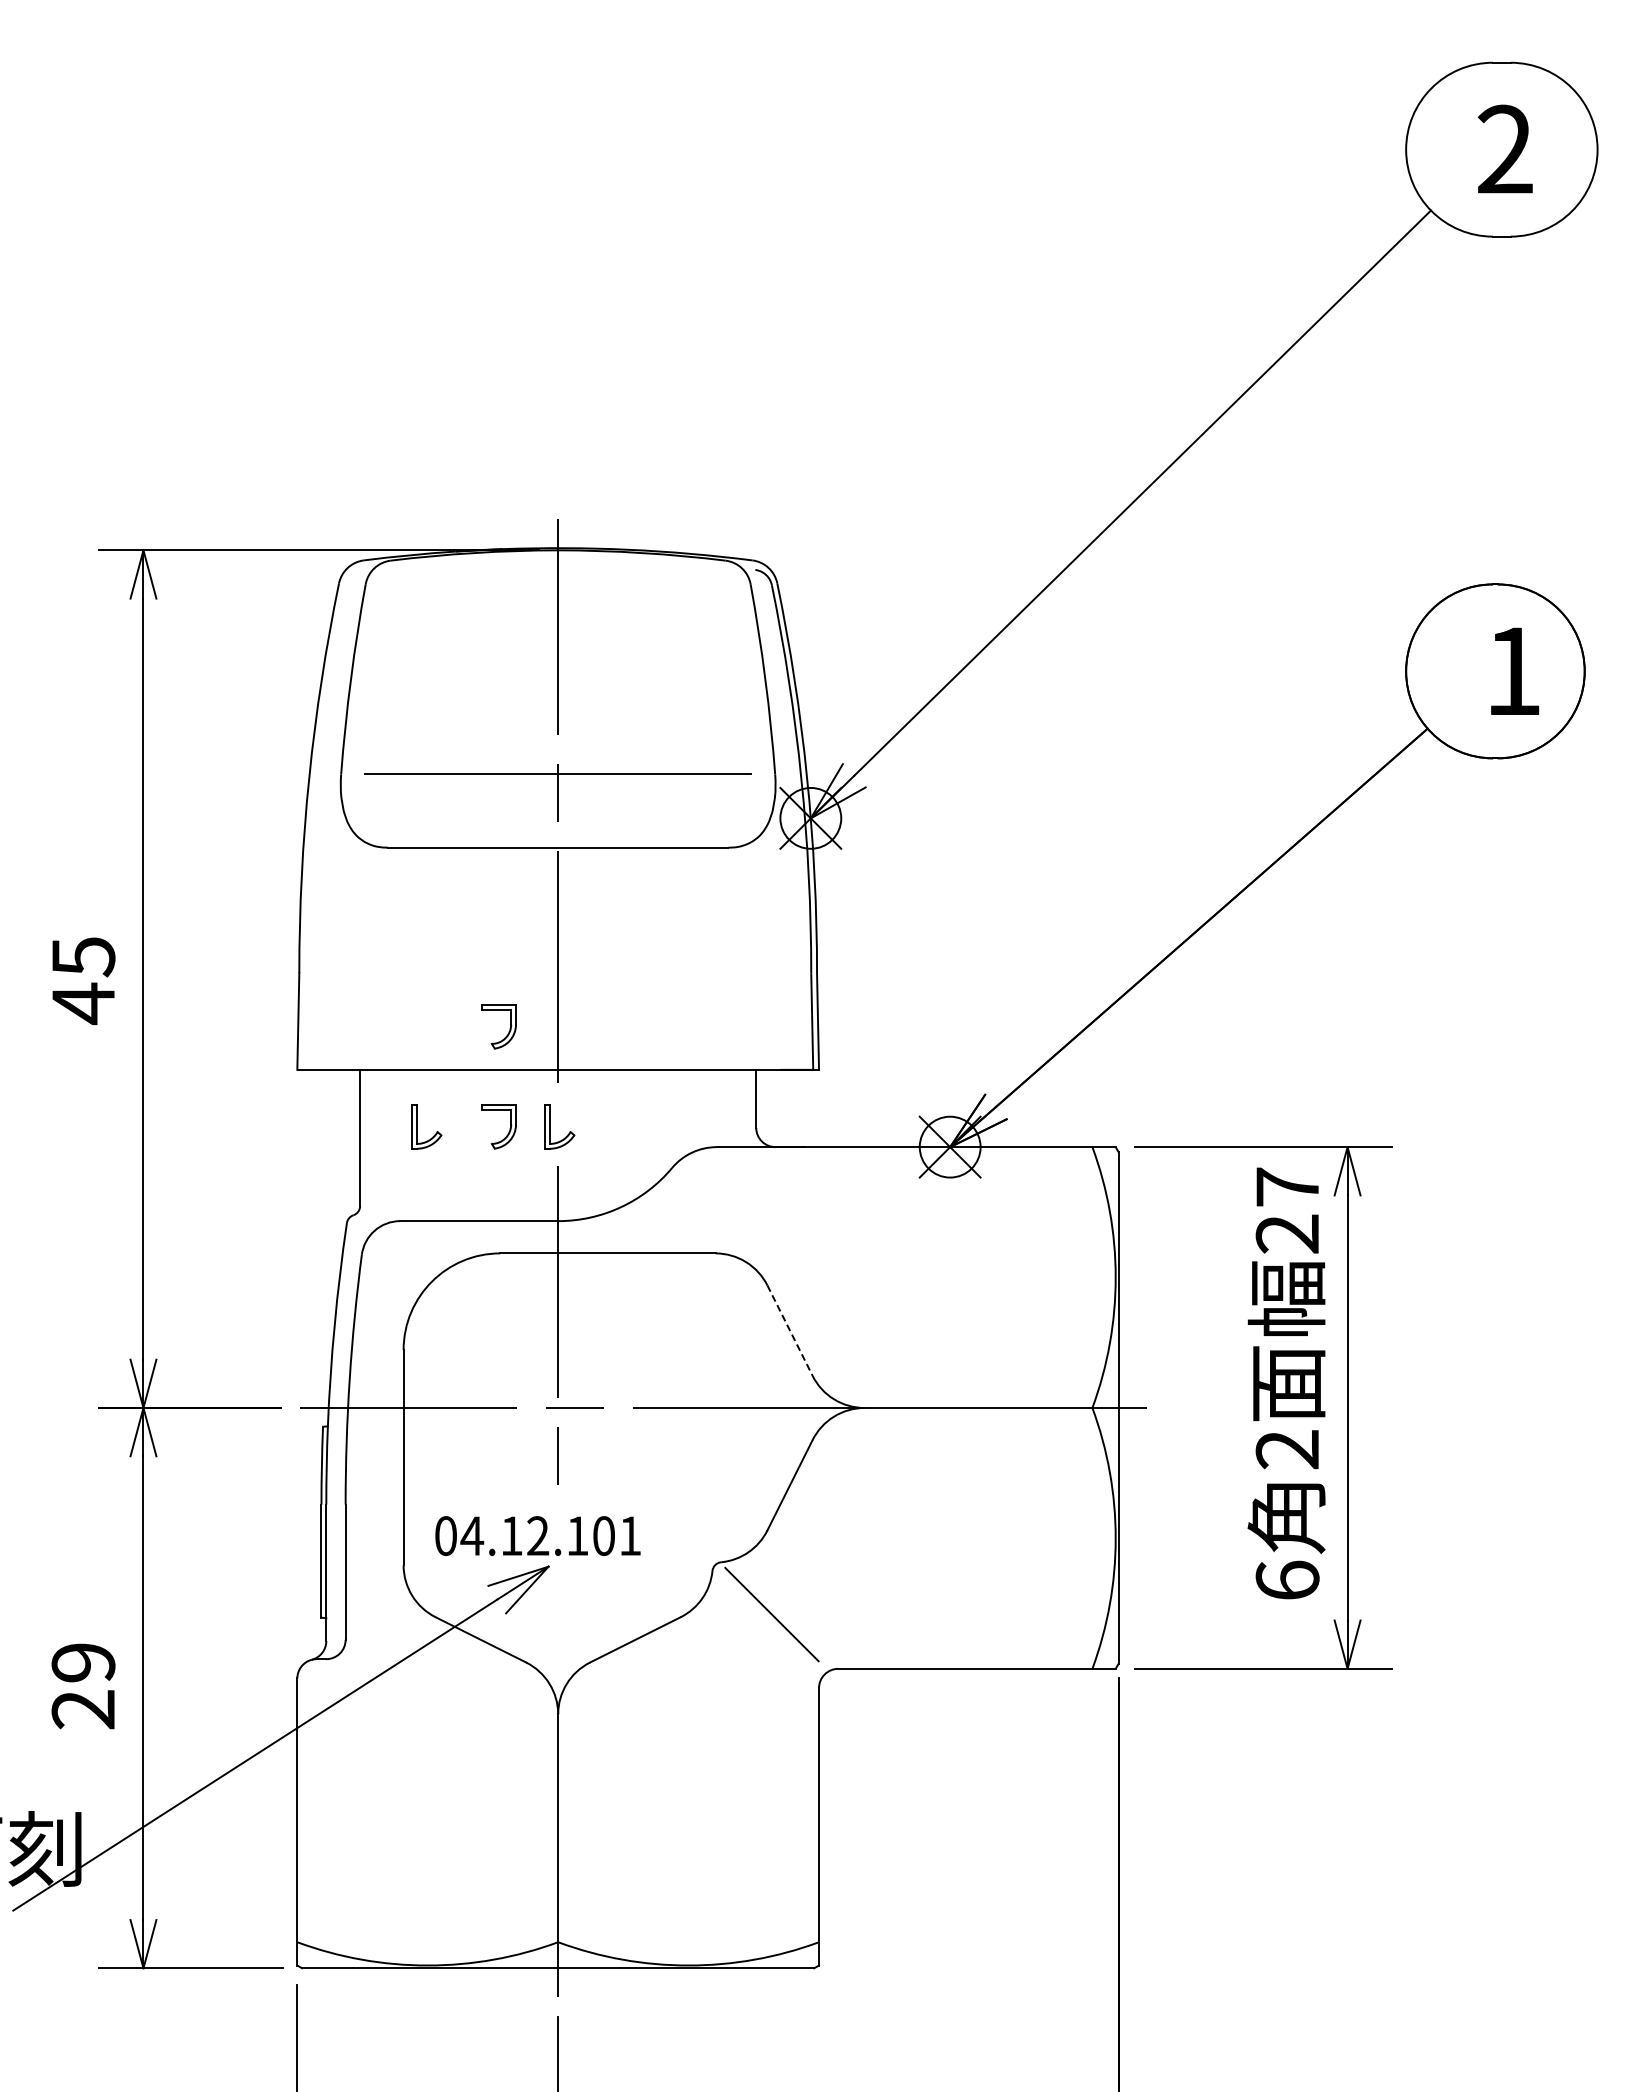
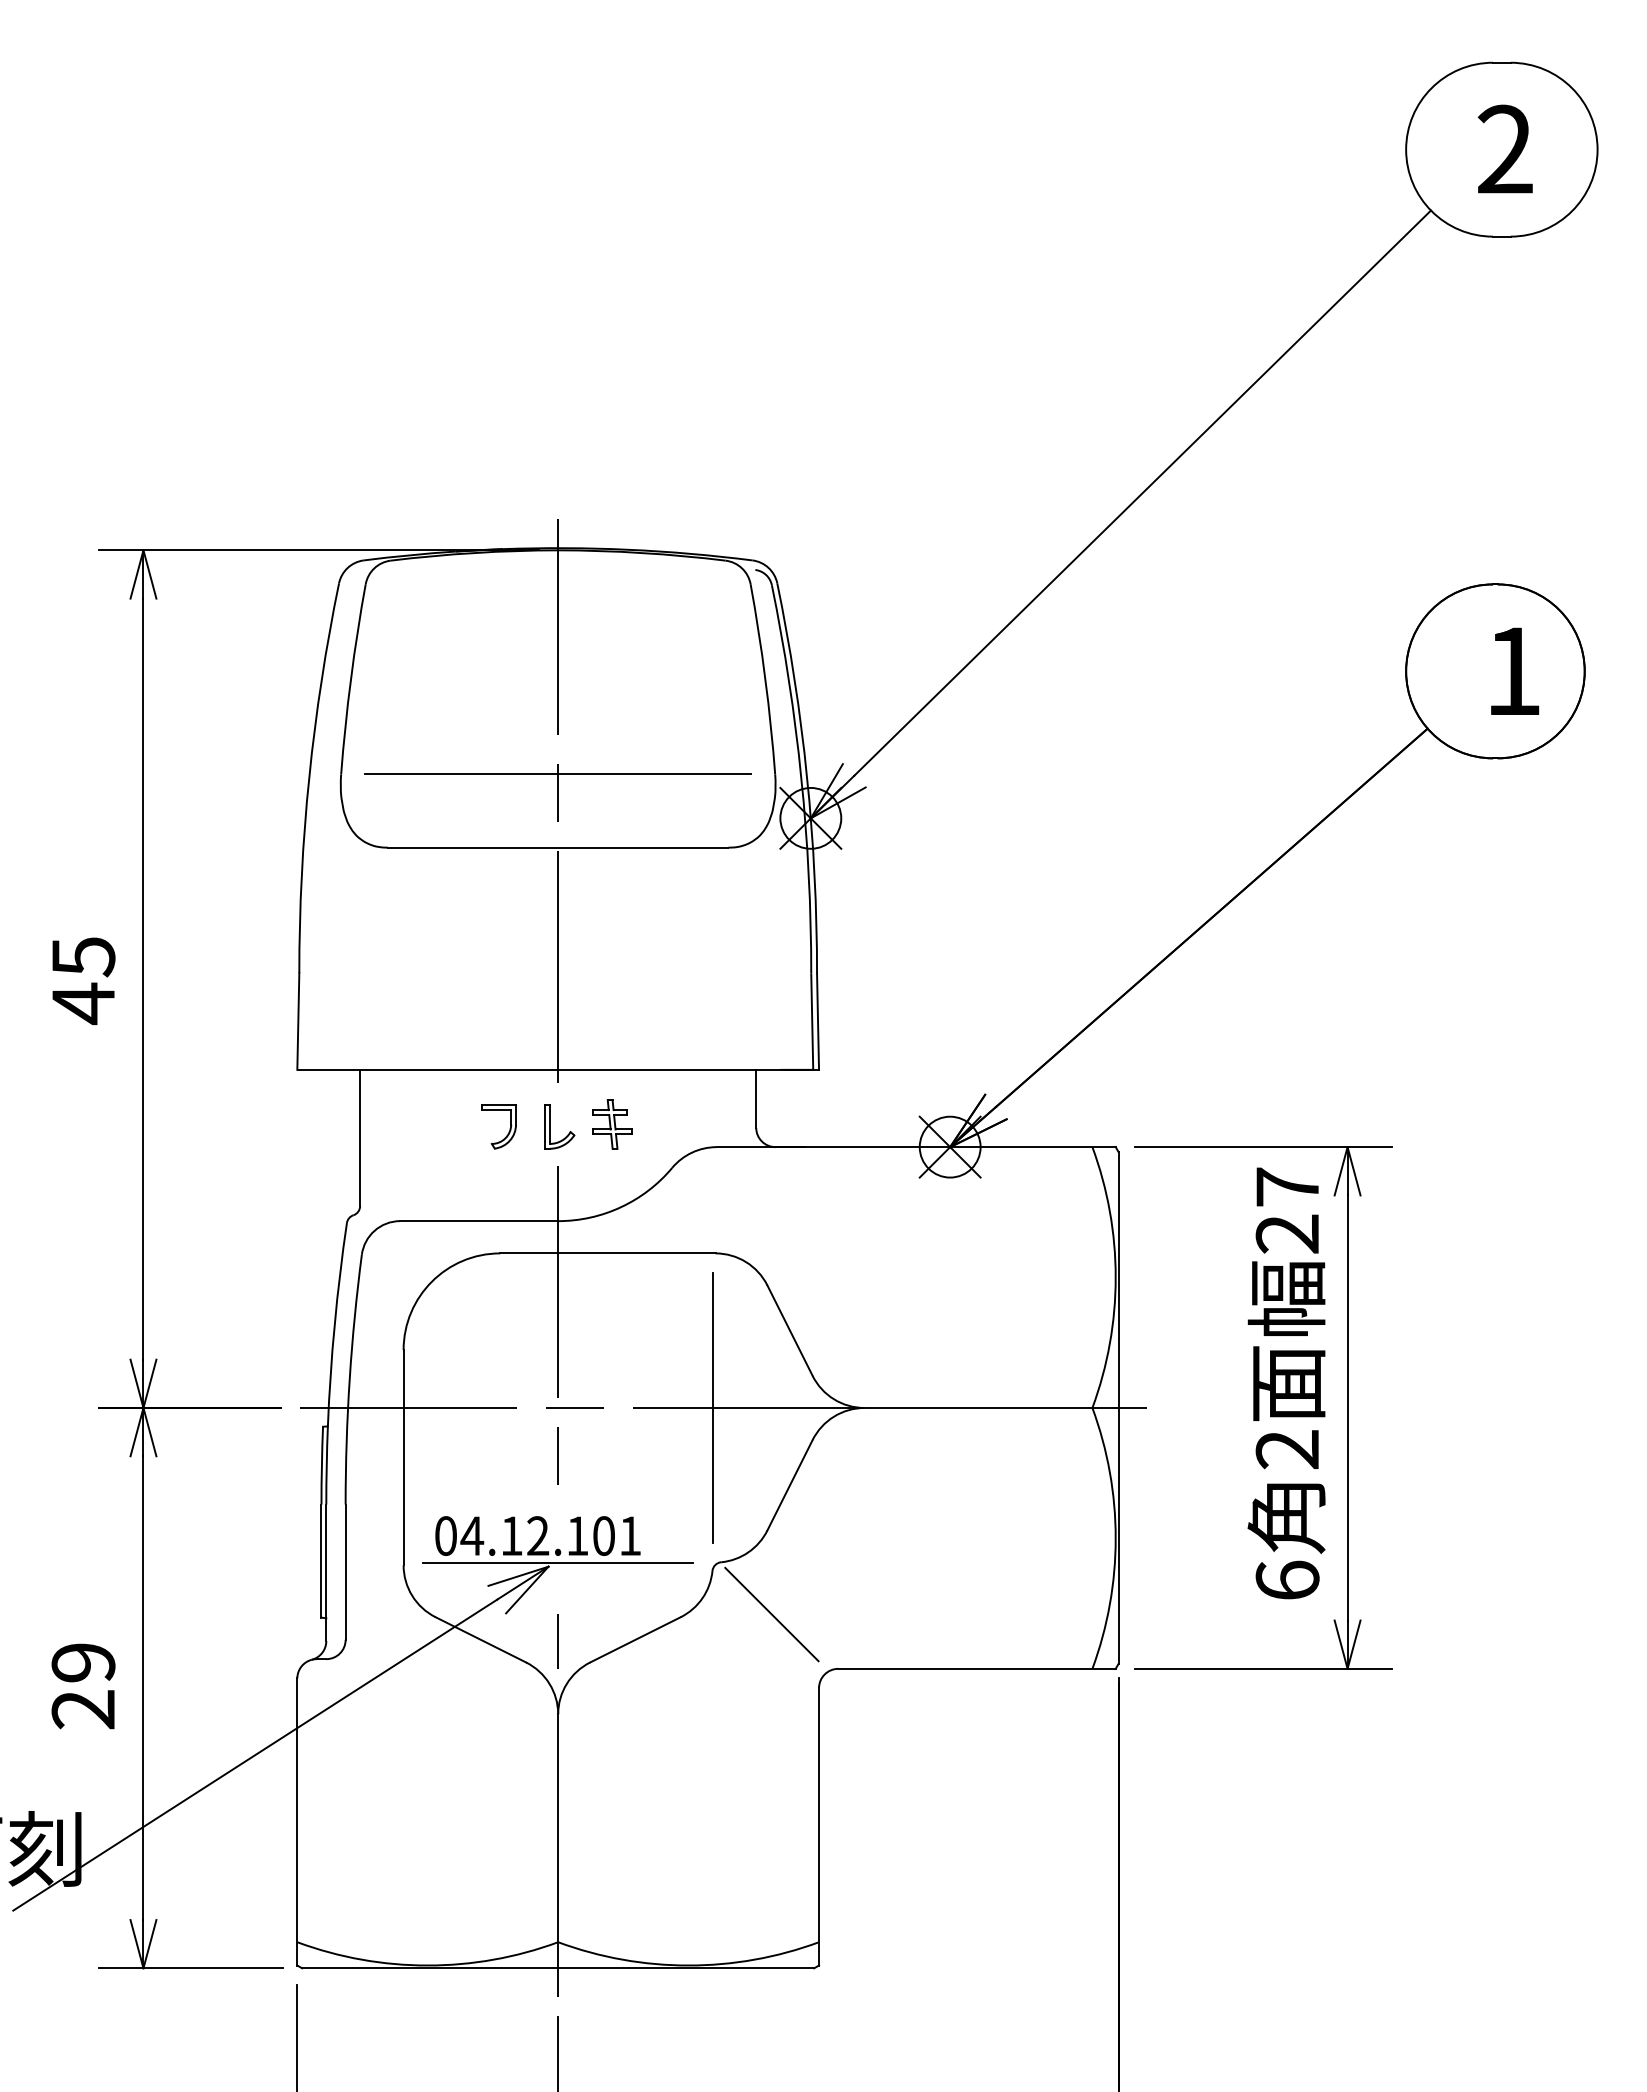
part: present -> none (509, 1028)
part: none -> present (612, 1124)
part: present -> none (417, 1126)
line: dashed -> solid (790, 1330)
line: none -> present (712, 1407)
line: none -> present (557, 1562)
line: none -> present (558, 1640)
